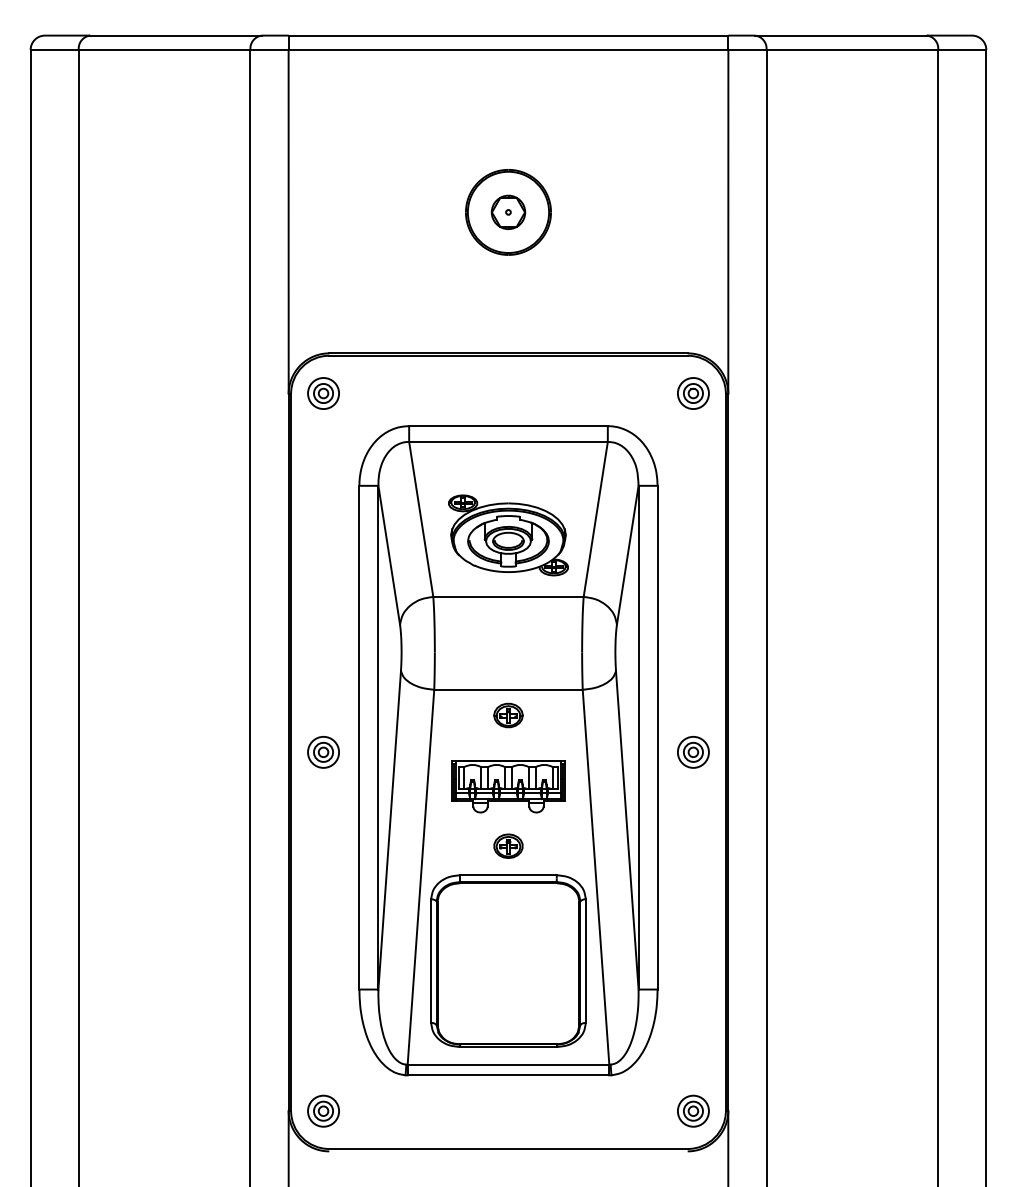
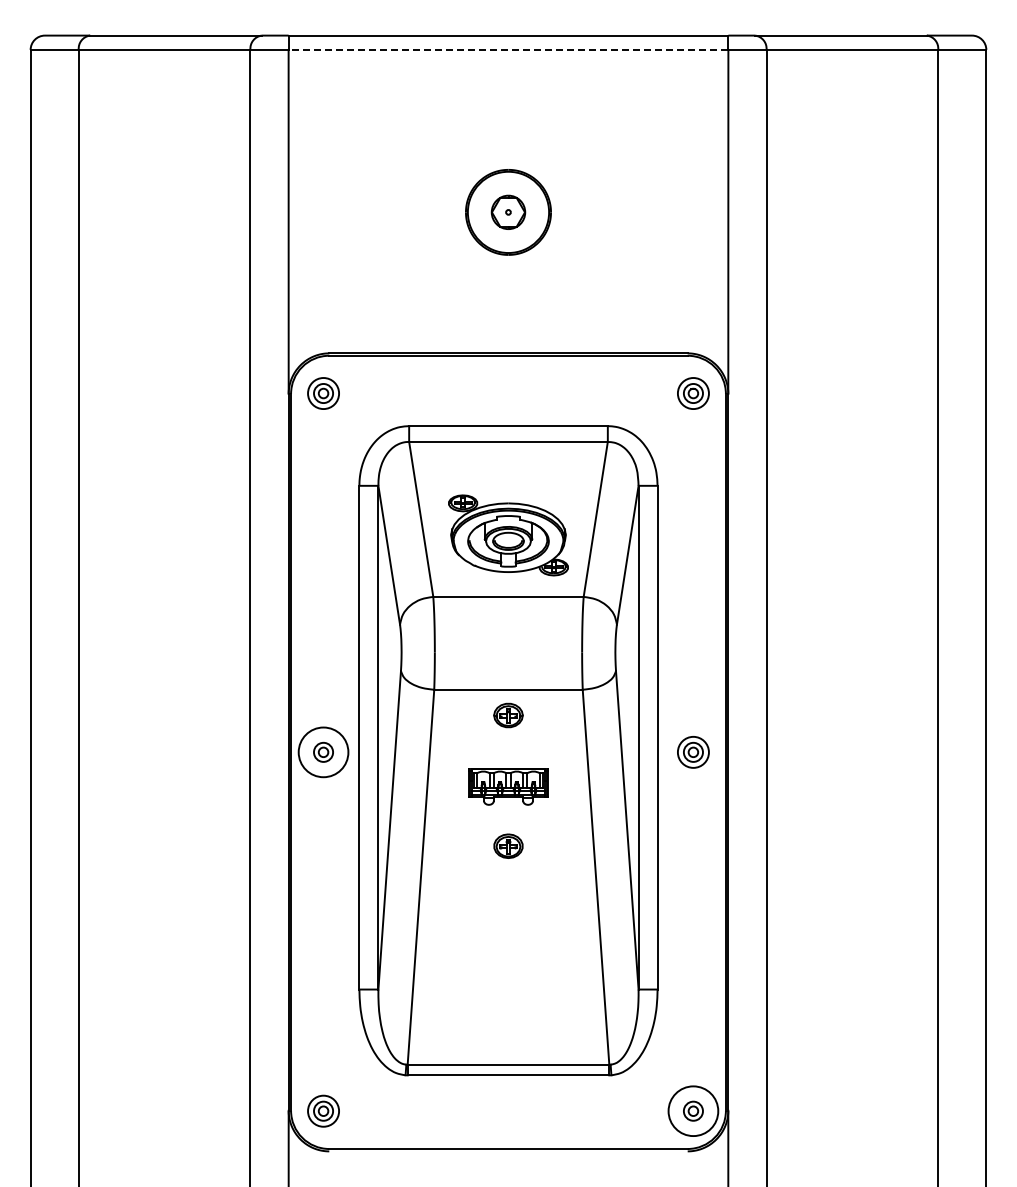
line: solid -> dashed (508, 49)
circle diameter: 31 px -> 50 px (323, 752)
part size: 115x54 px -> 81x38 px (508, 786)
part: present -> none (508, 960)
circle diameter: 31 px -> 50 px (693, 1111)
